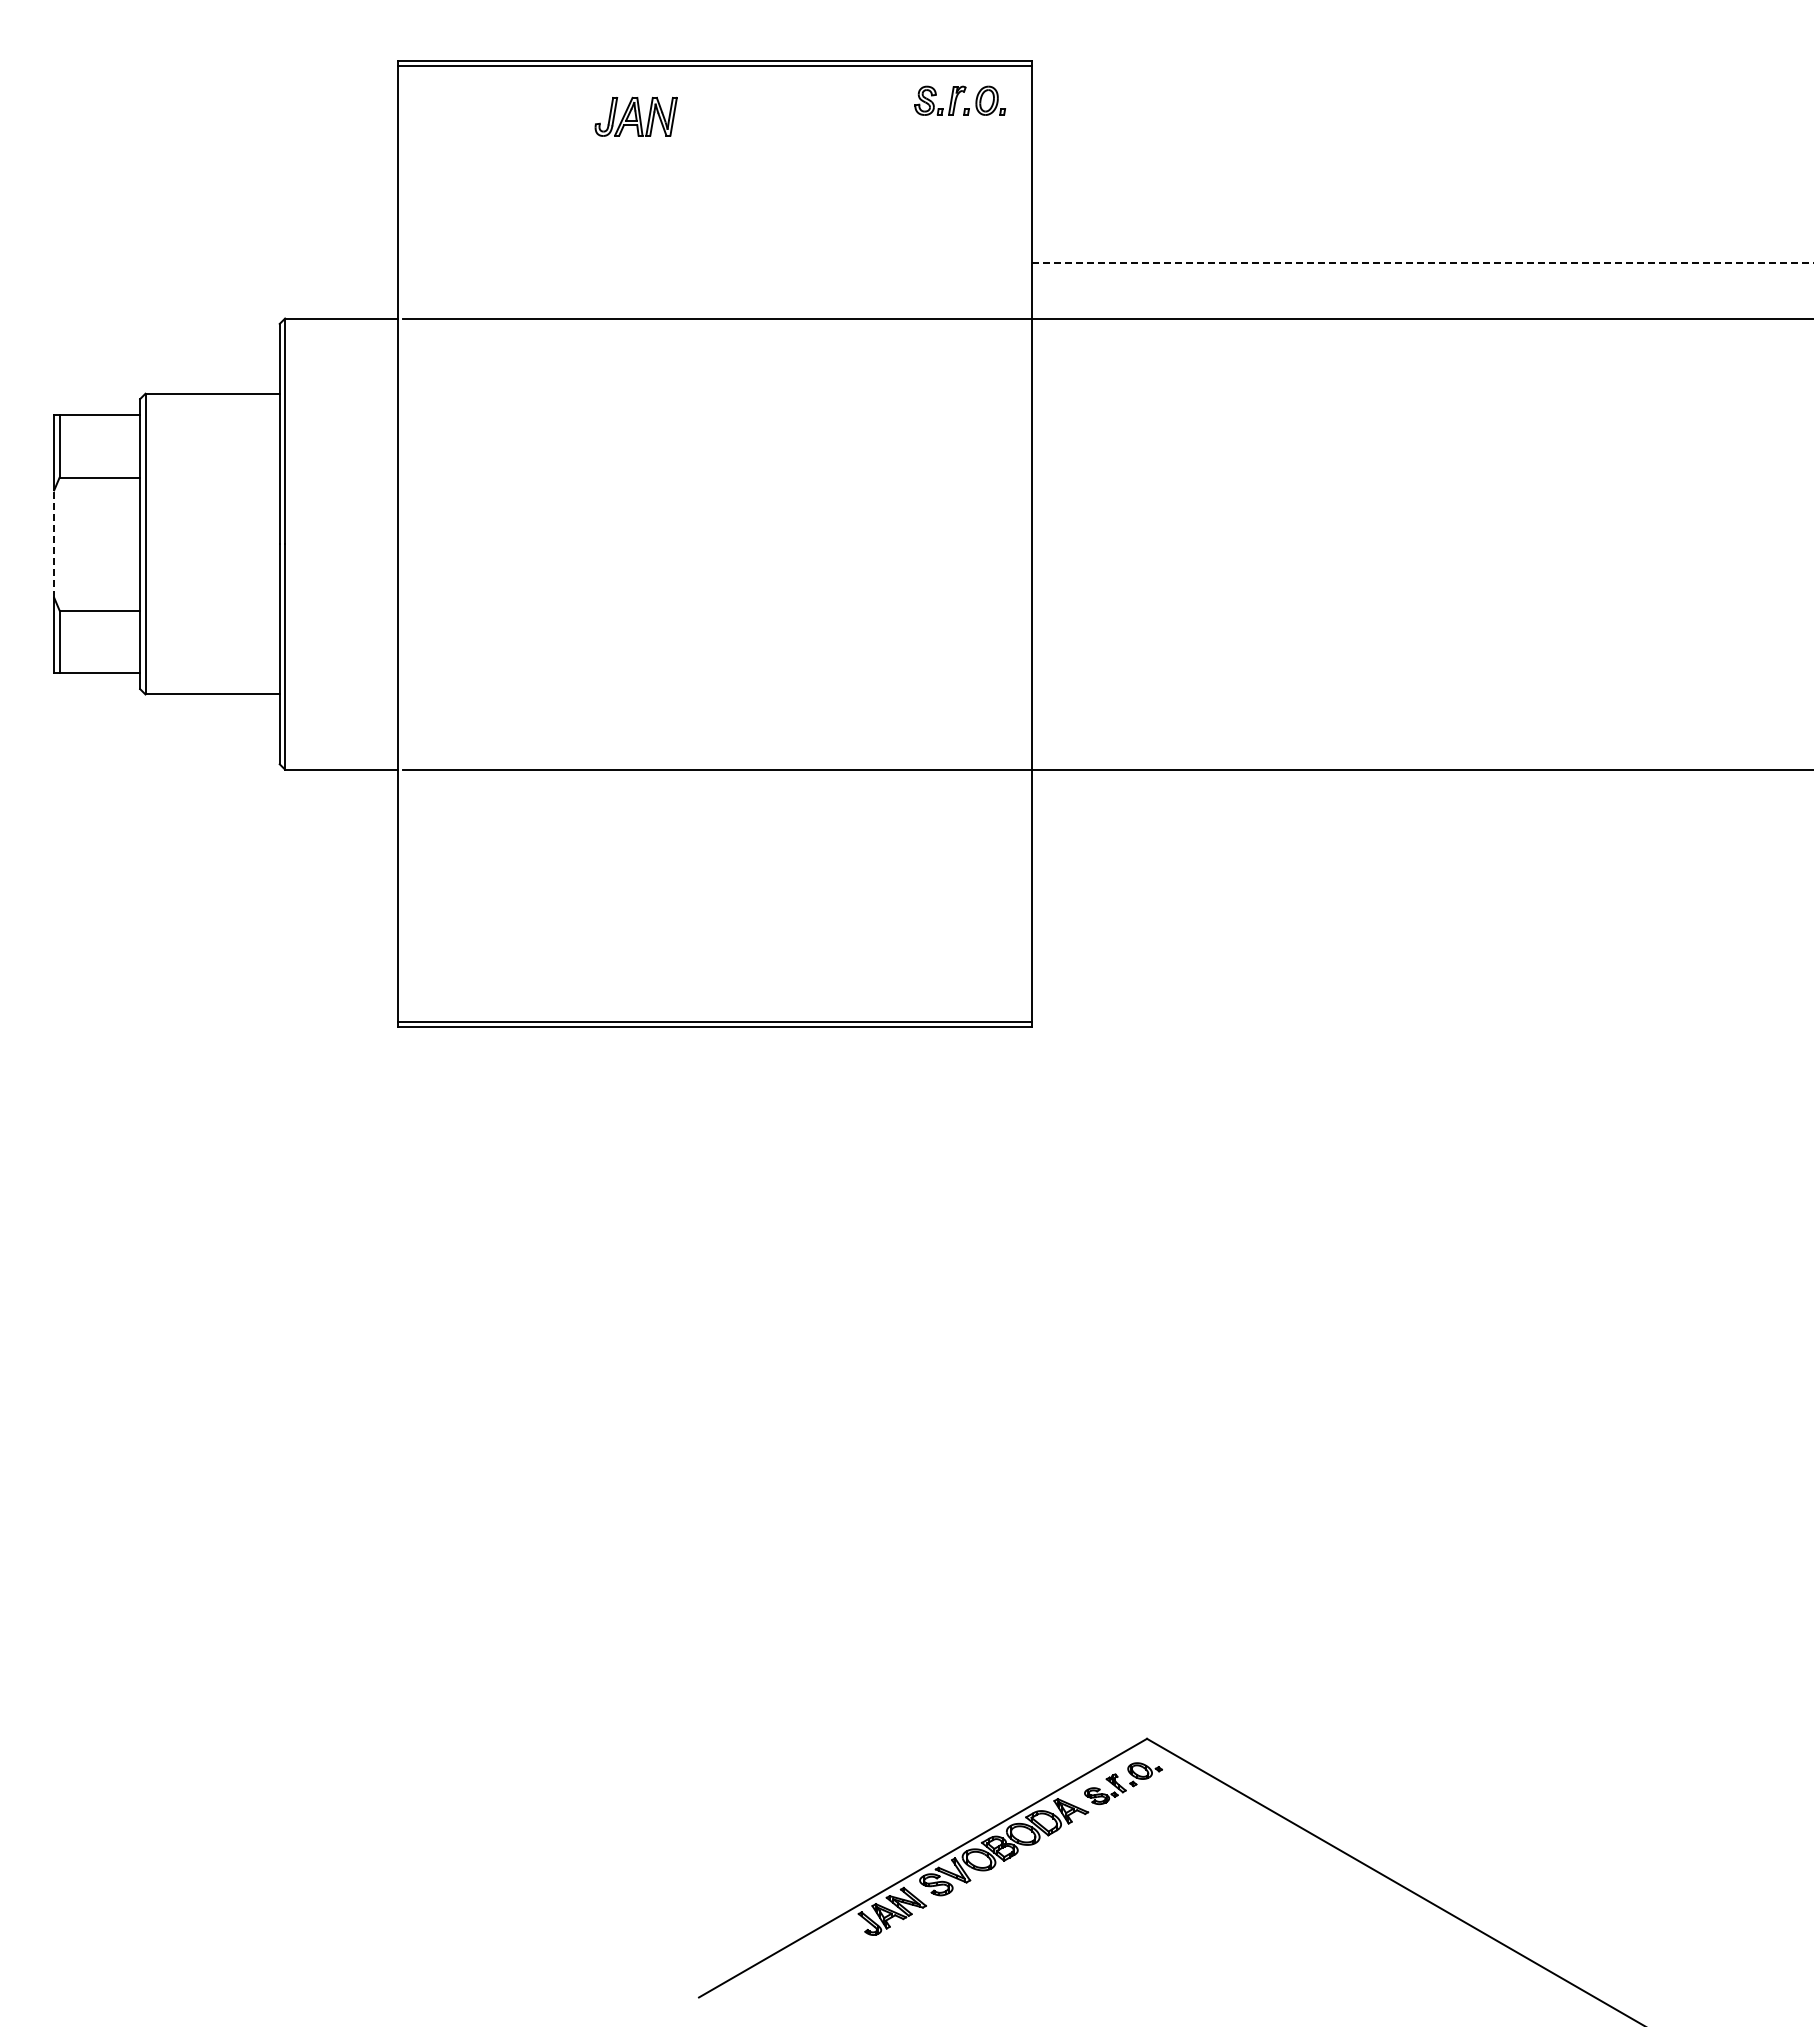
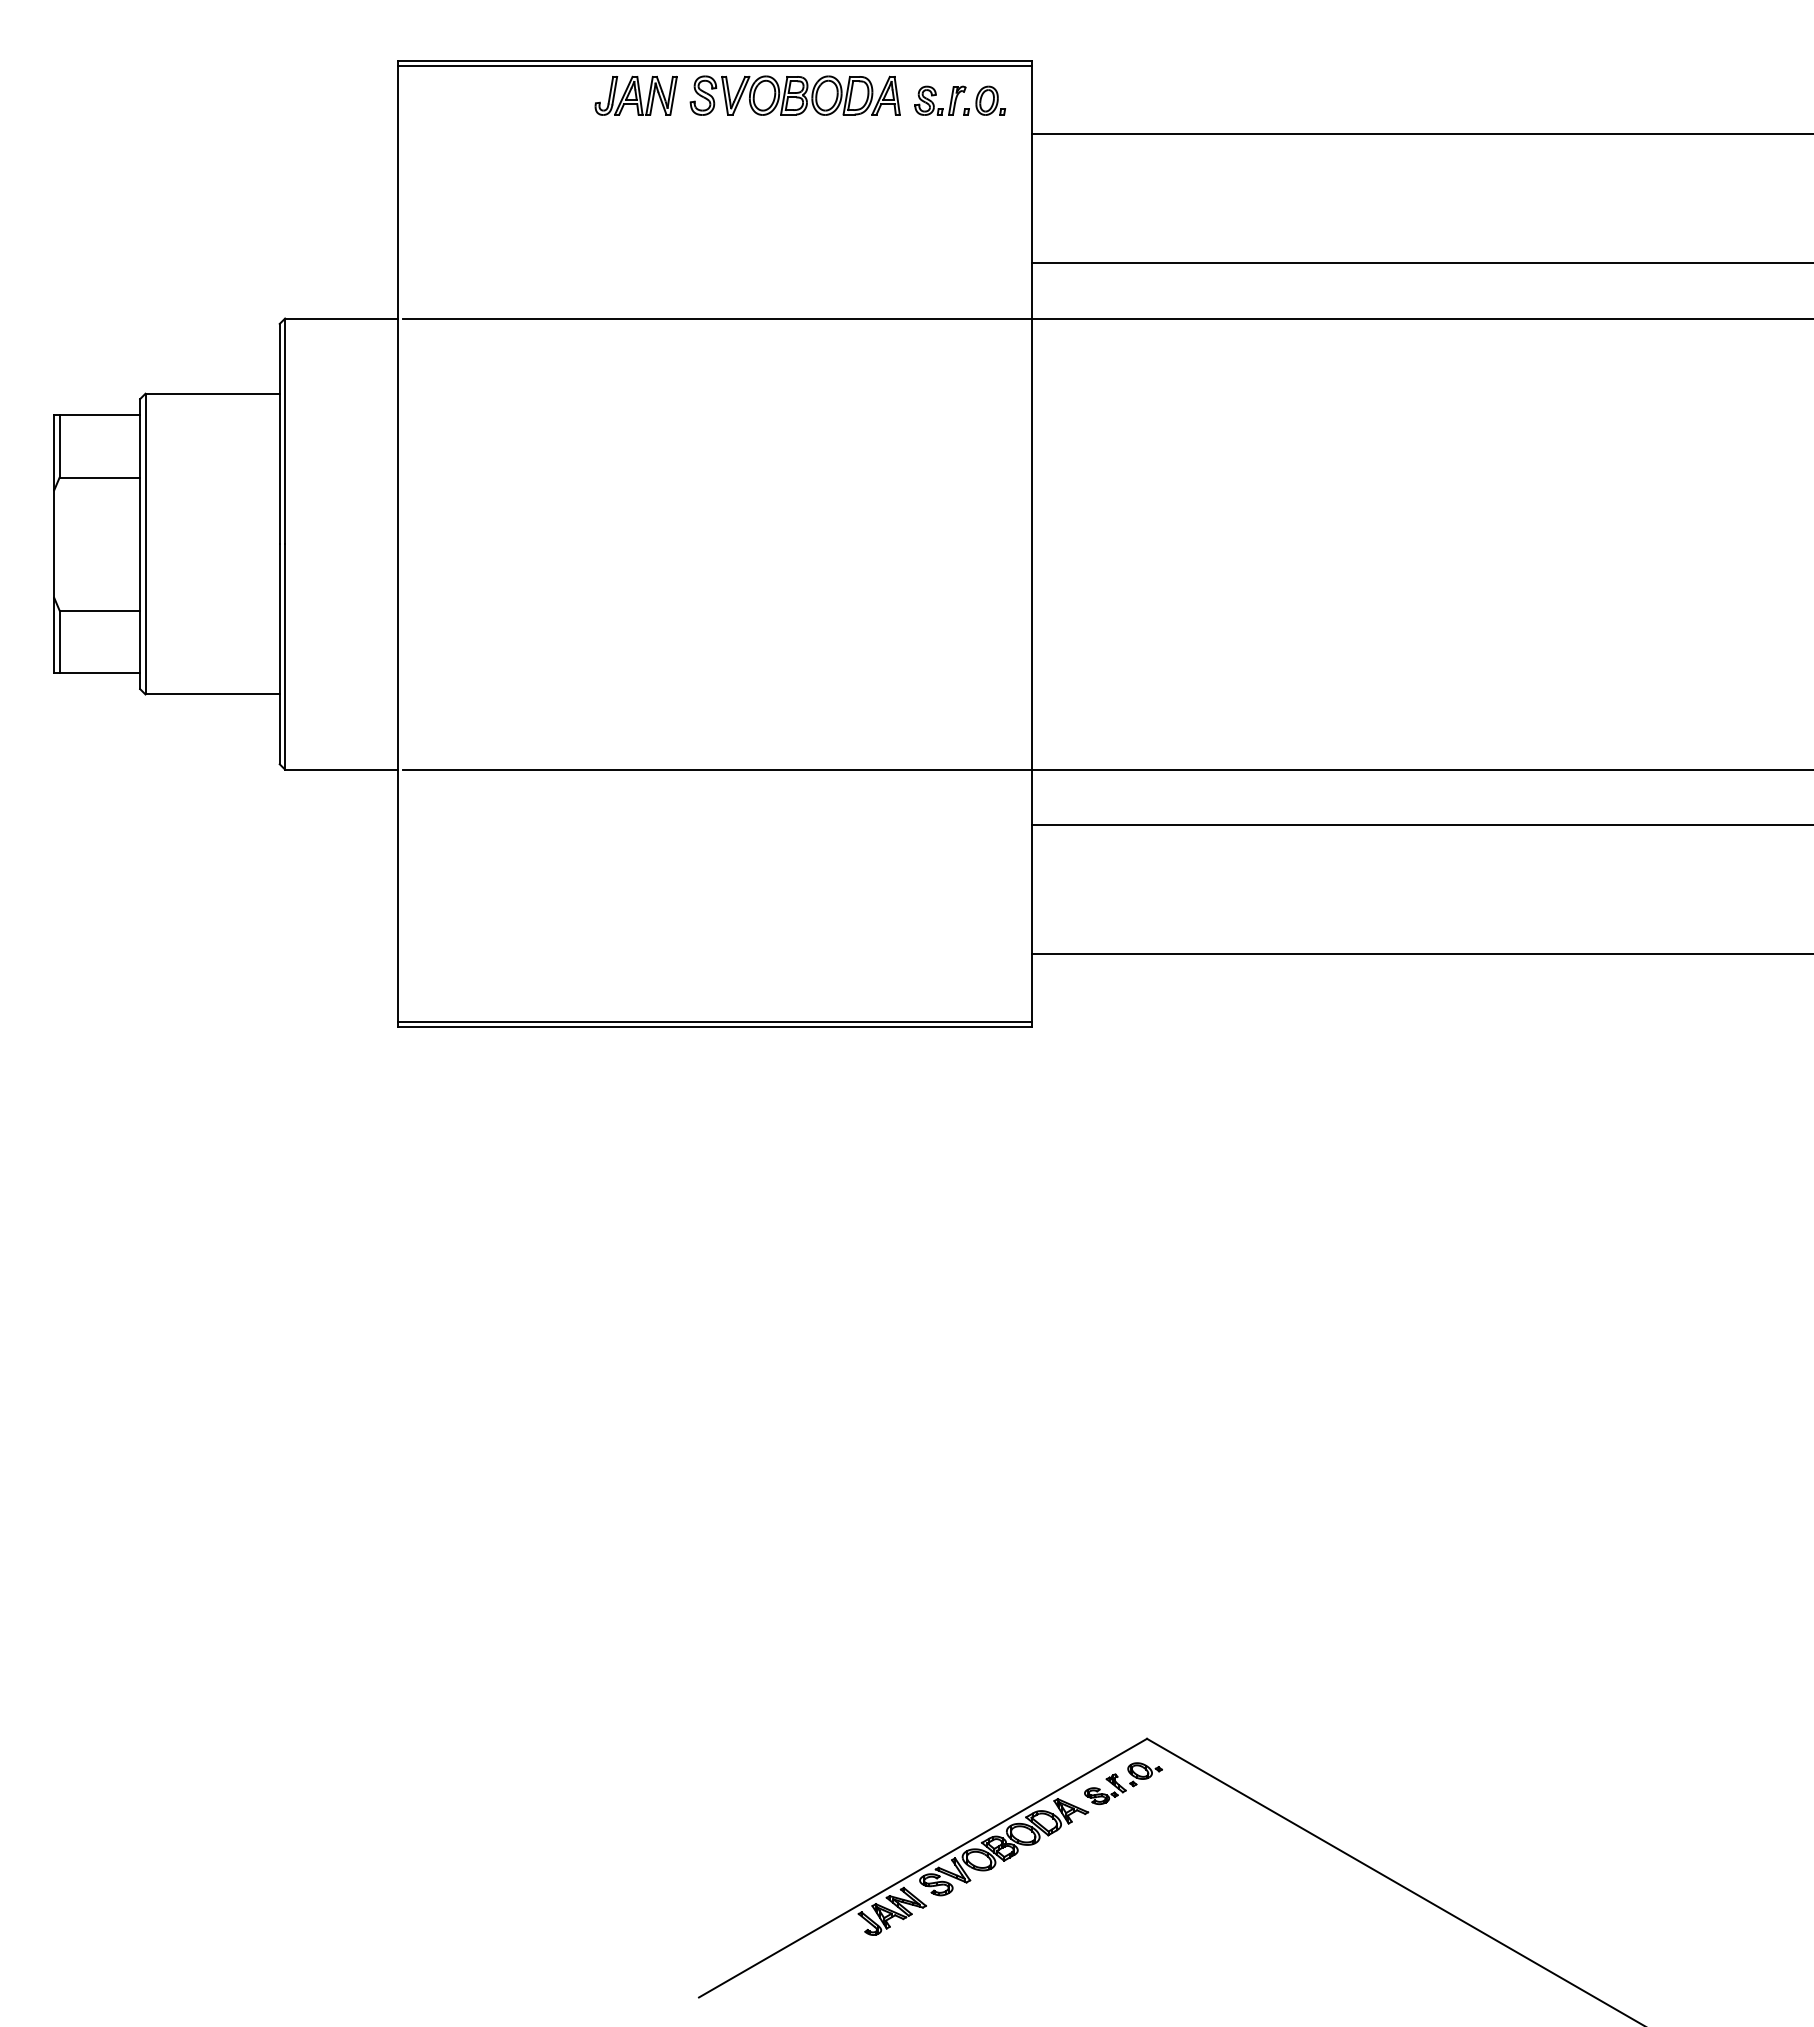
part: none -> present (794, 95)
part position: (635, 116) -> (635, 95) (635, 95)
line: none -> present (1420, 134)
line: dashed -> solid (1422, 263)
line: dashed -> solid (54, 544)
line: none -> present (1420, 824)
line: none -> present (1420, 953)
